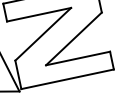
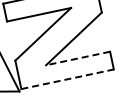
line: solid -> dashed (78, 58)
line: solid -> dashed (68, 79)
